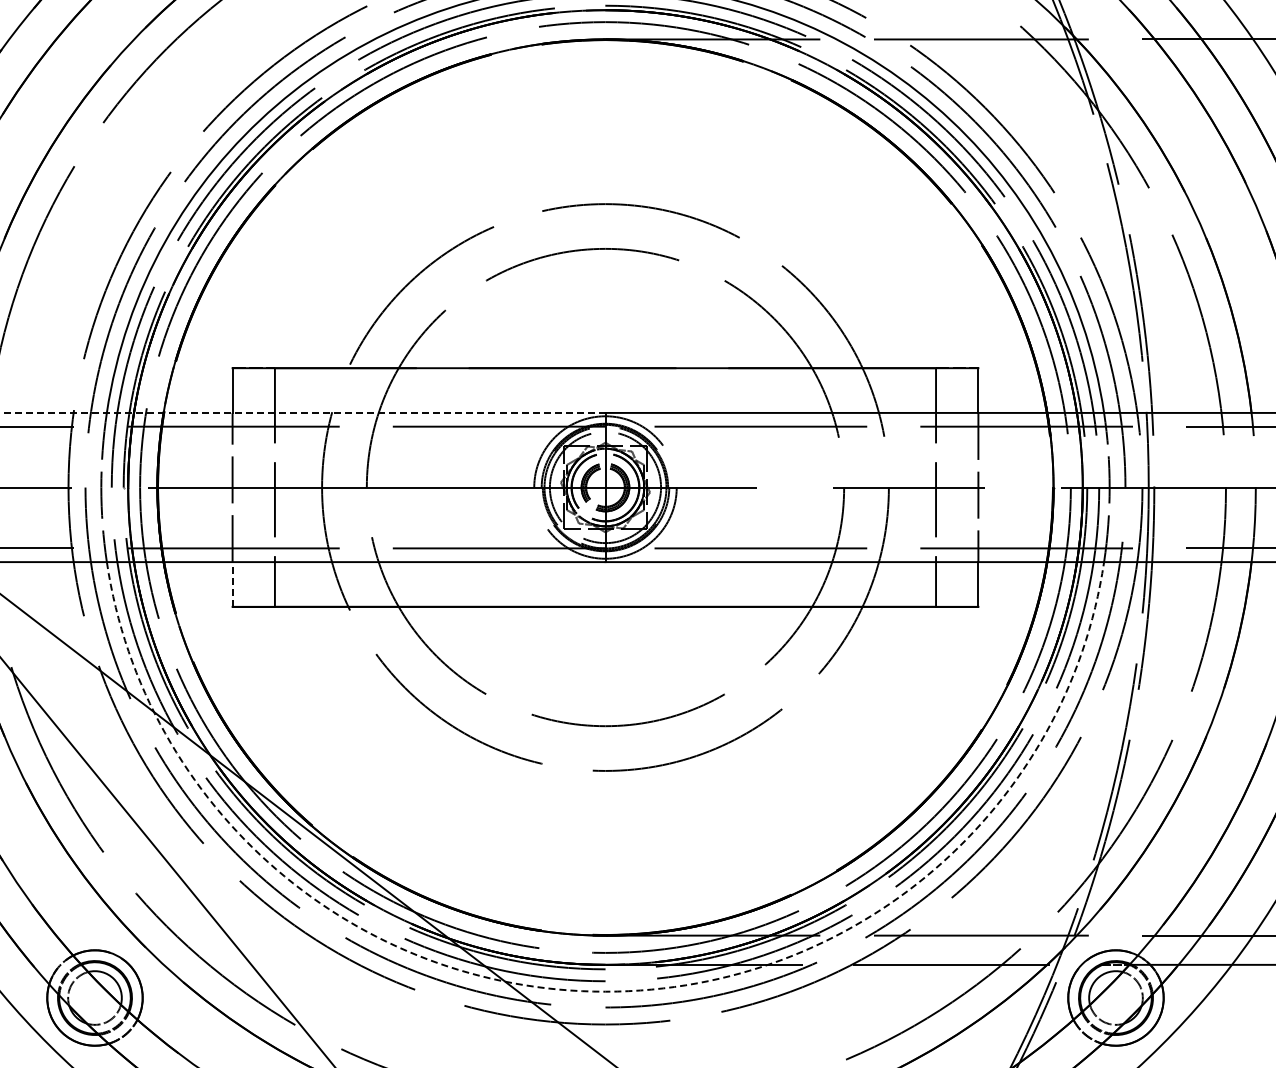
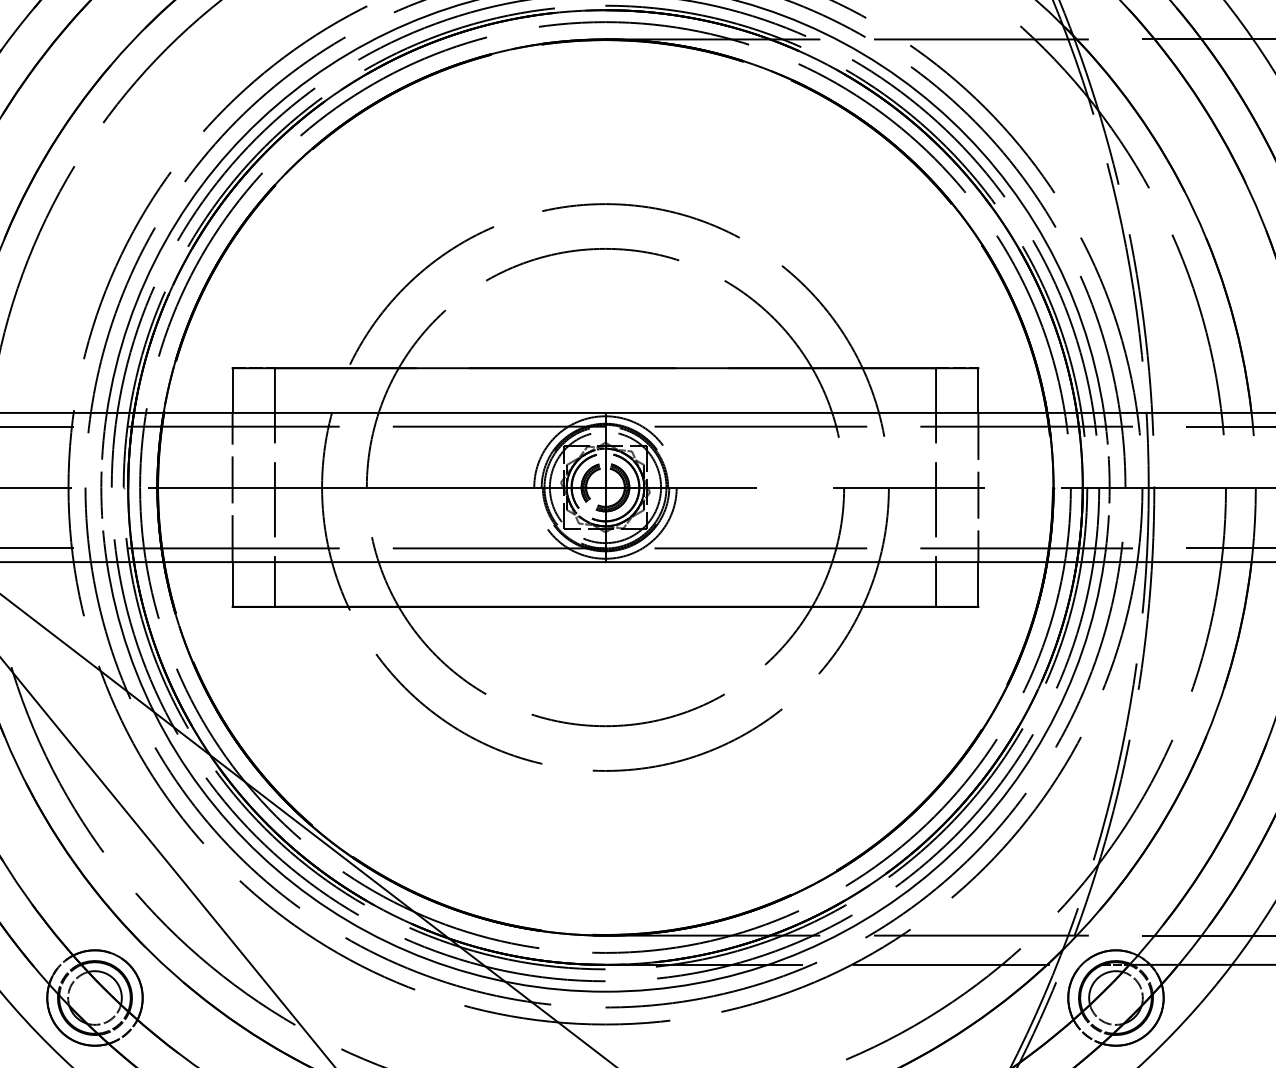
line: dashed -> solid (302, 412)
line: dashed -> solid (232, 583)
arc: dashed -> solid (605, 991)
